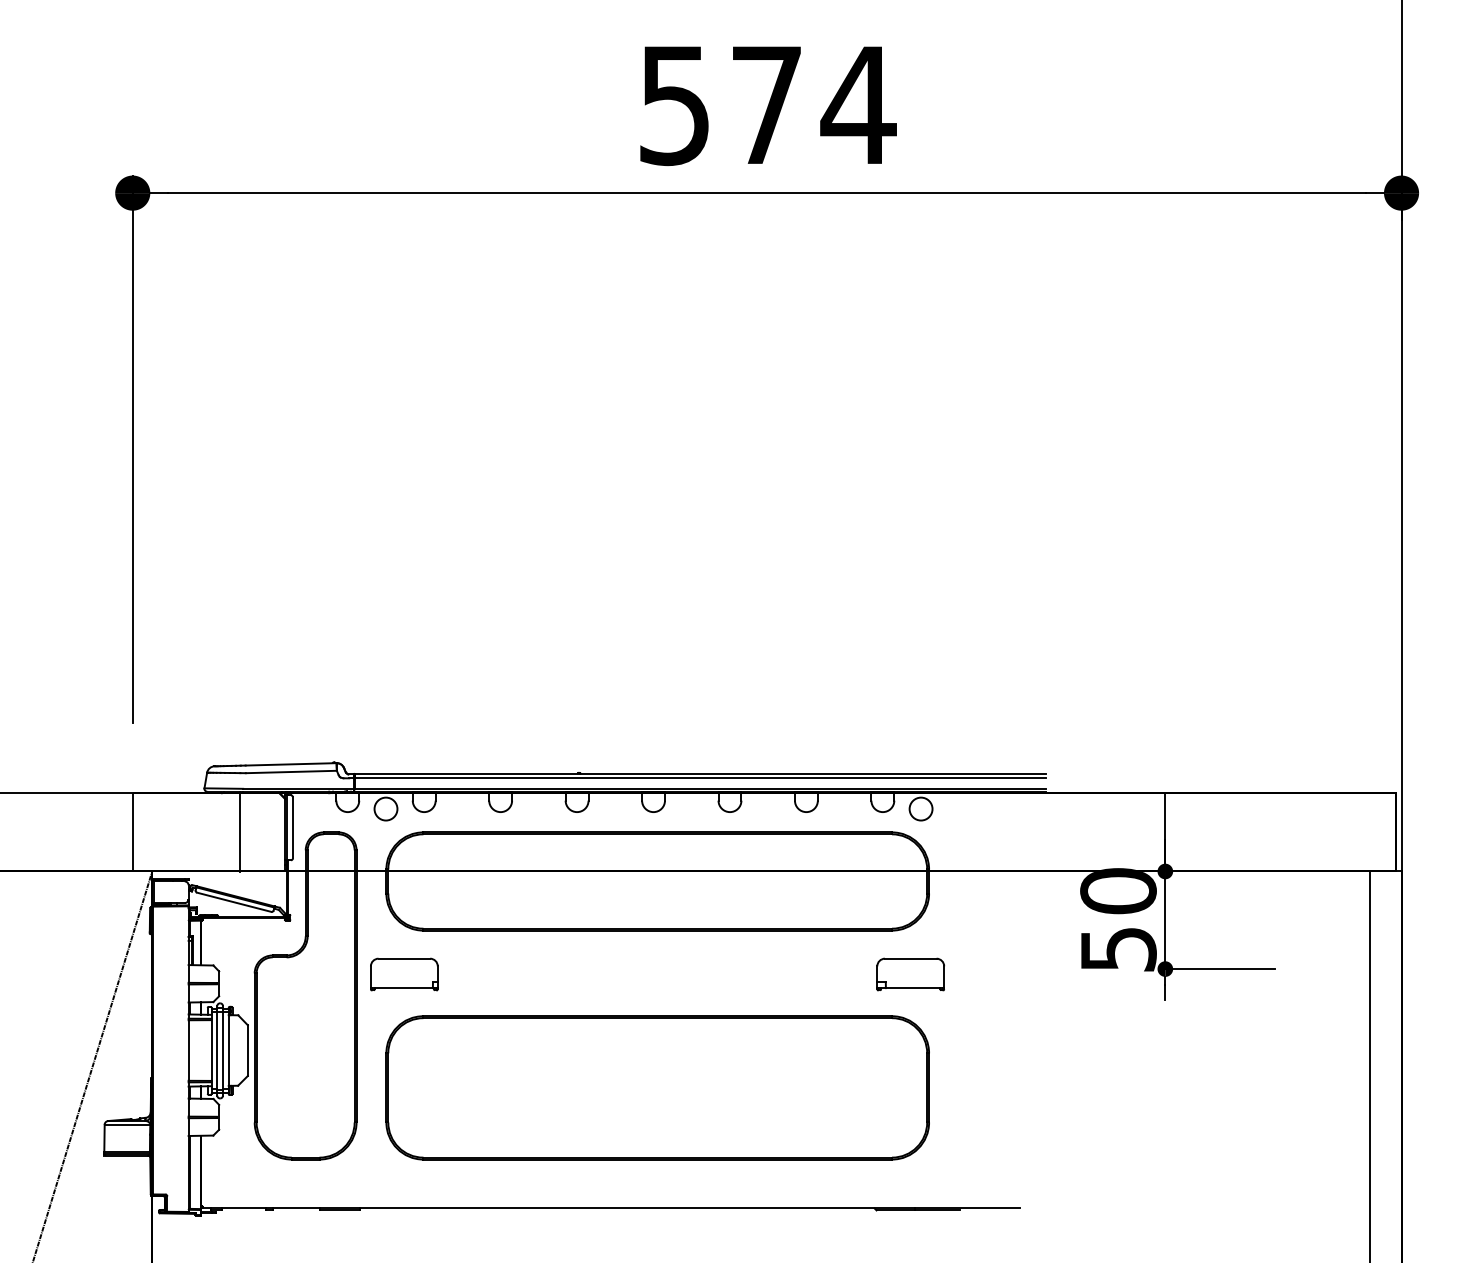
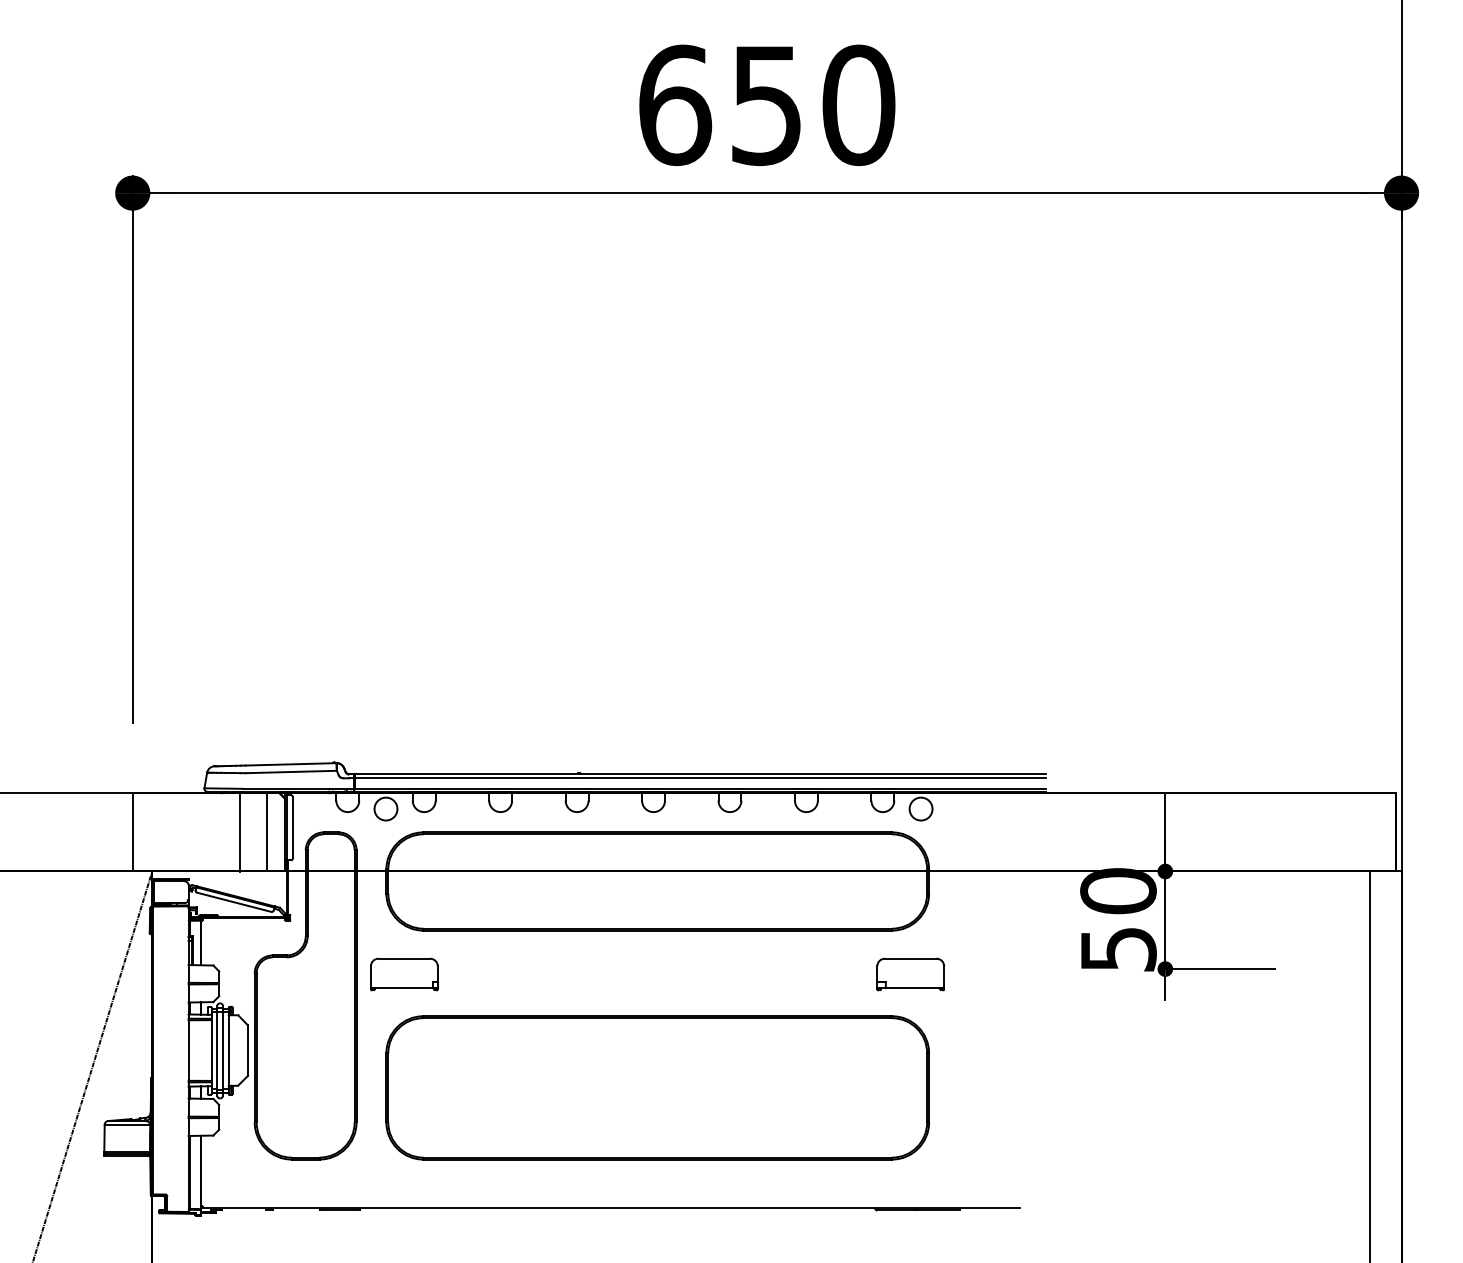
text: 574 -> 650 (767, 105)
line: none -> present (267, 832)
